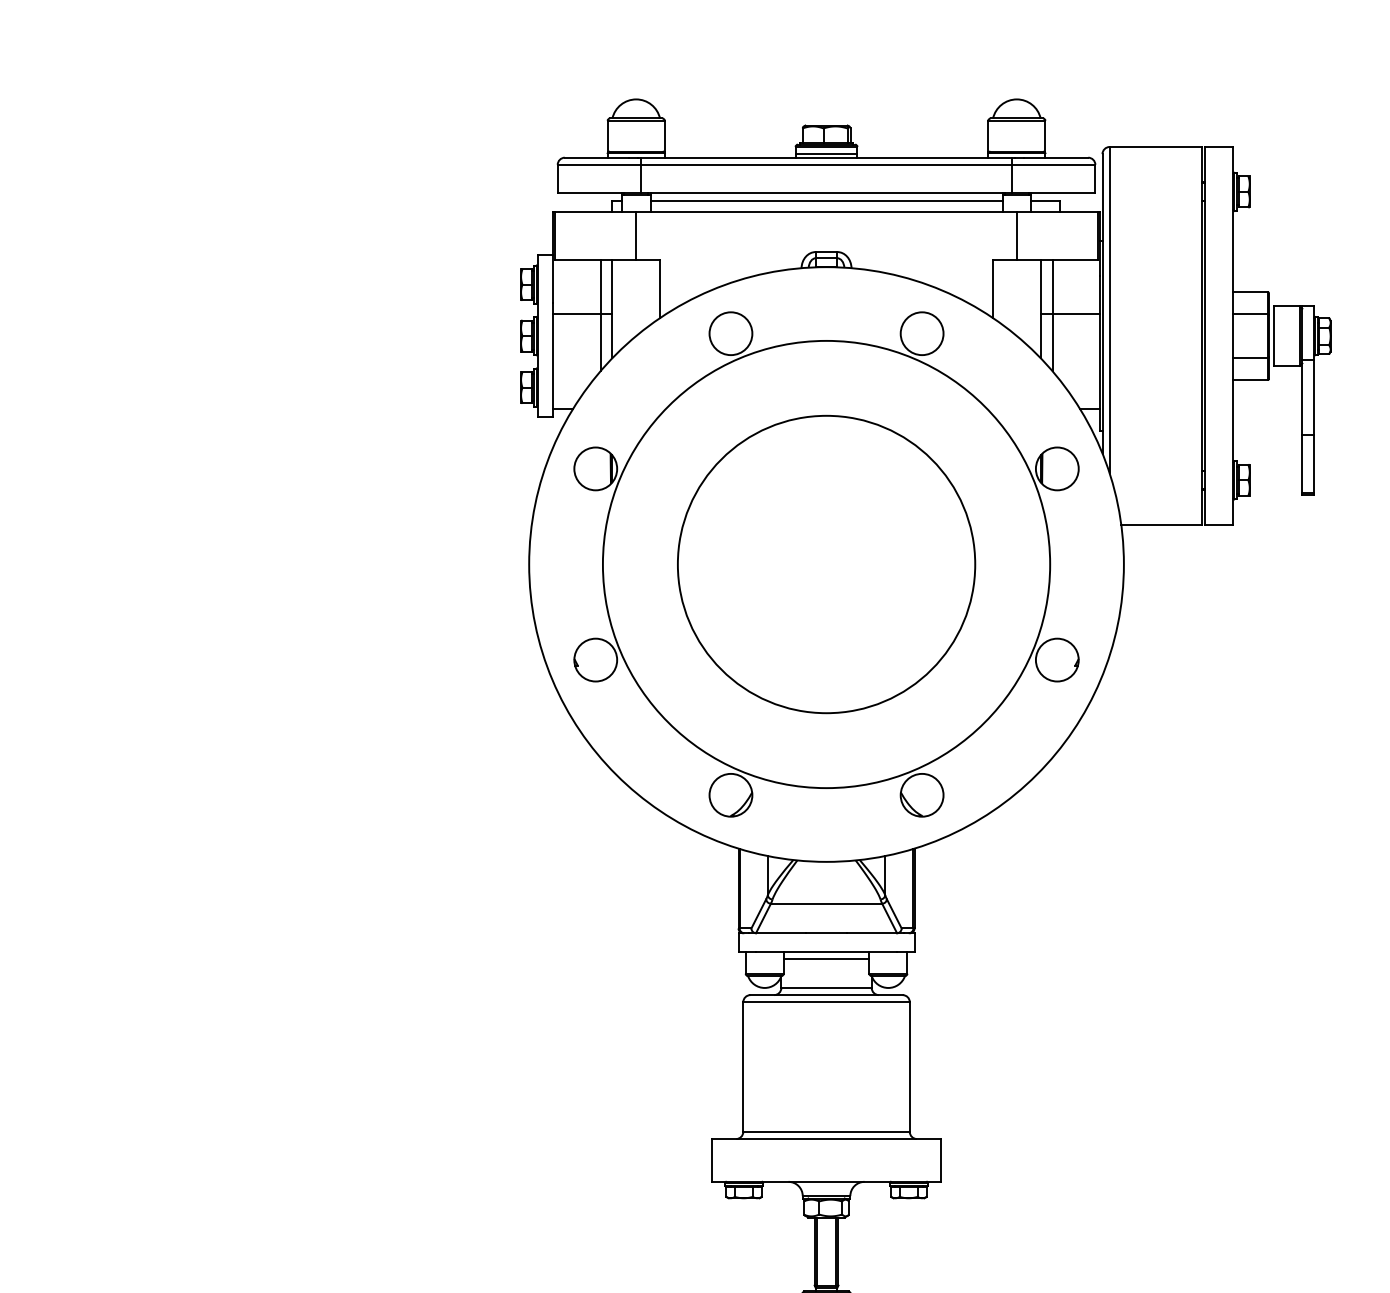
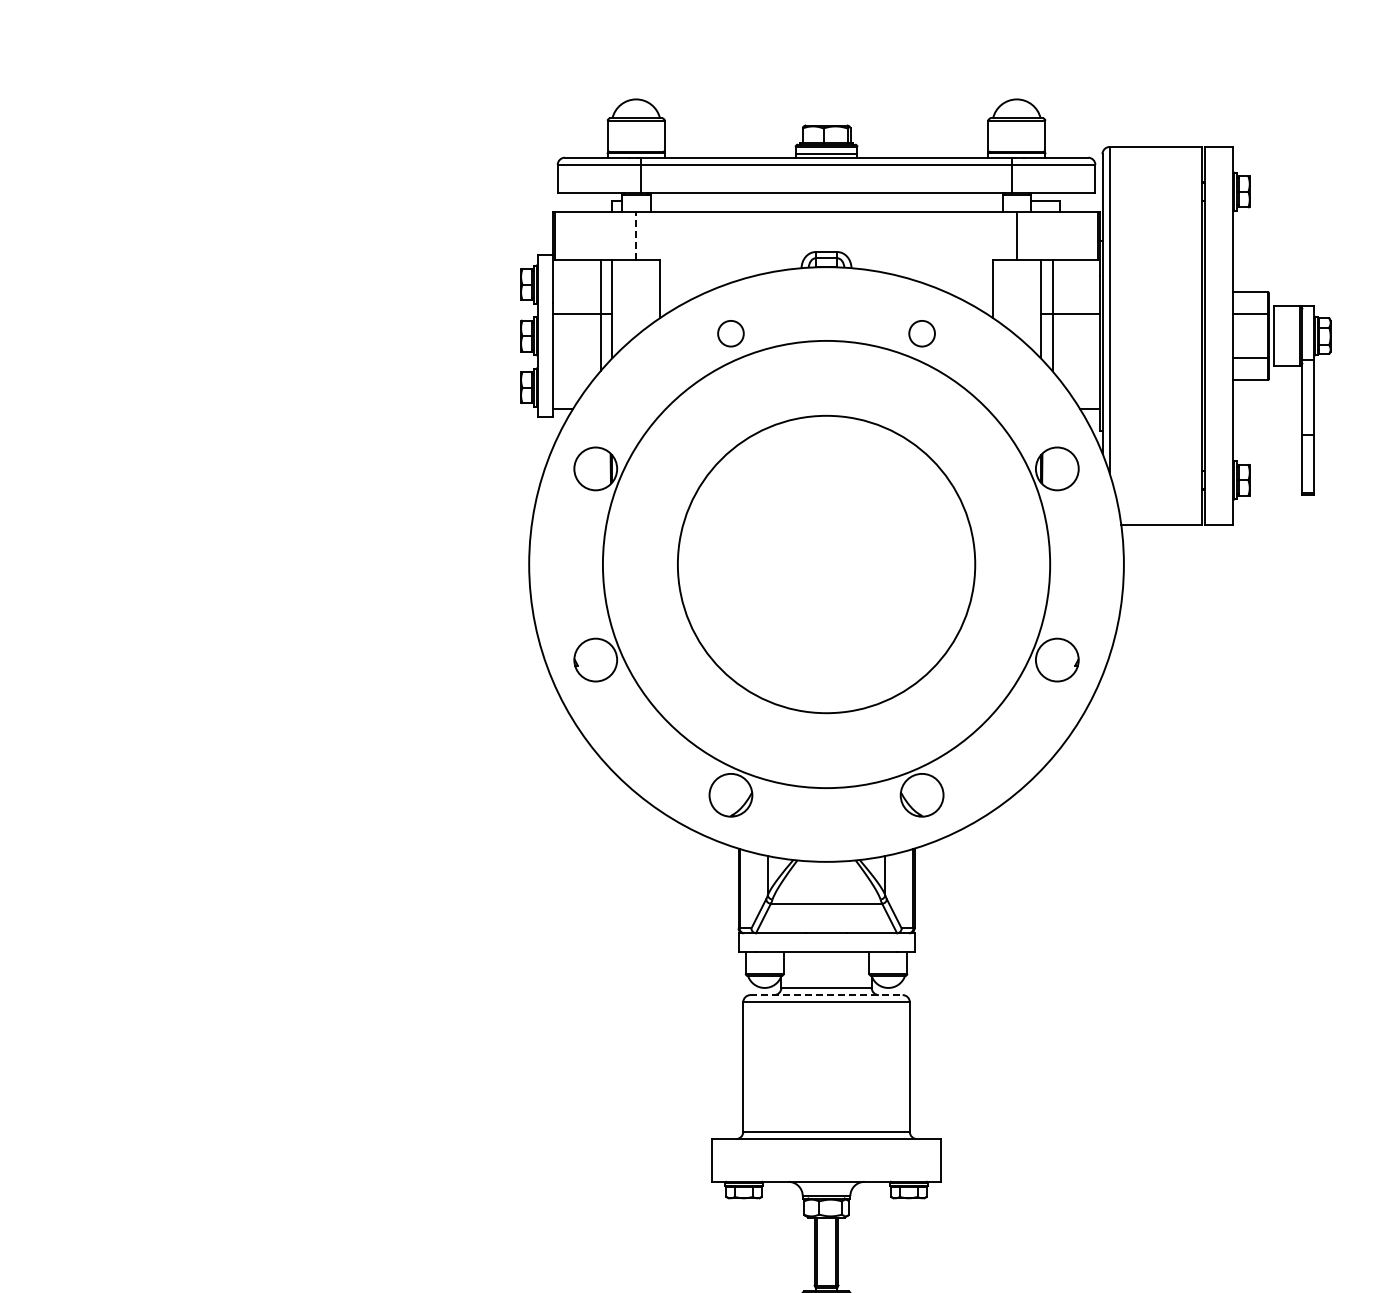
line: present -> none (826, 200)
line: solid -> dashed (636, 236)
circle diameter: 43 px -> 26 px (730, 333)
circle diameter: 43 px -> 26 px (921, 333)
line: present -> none (826, 959)
line: solid -> dashed (827, 995)
